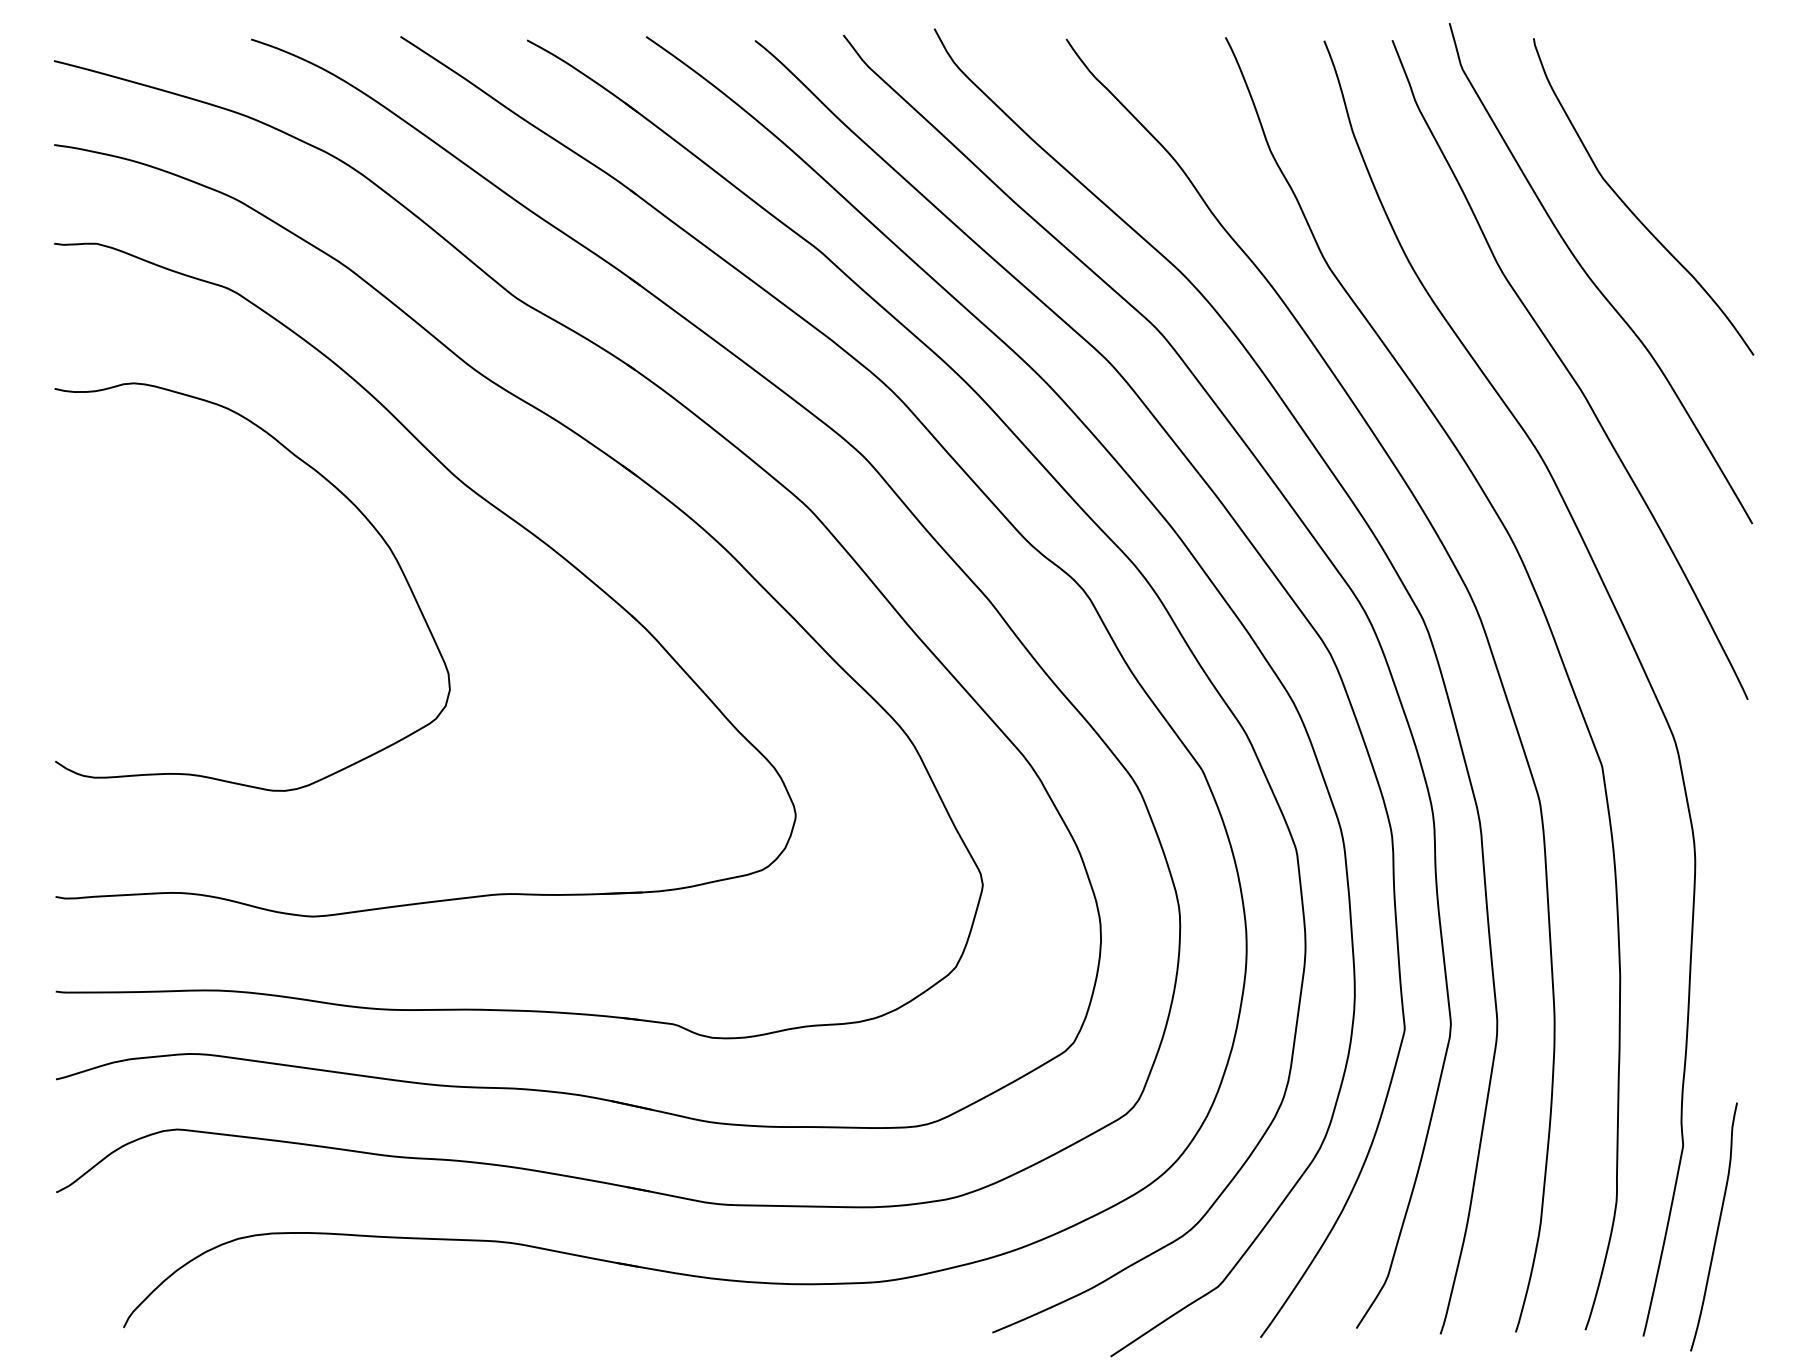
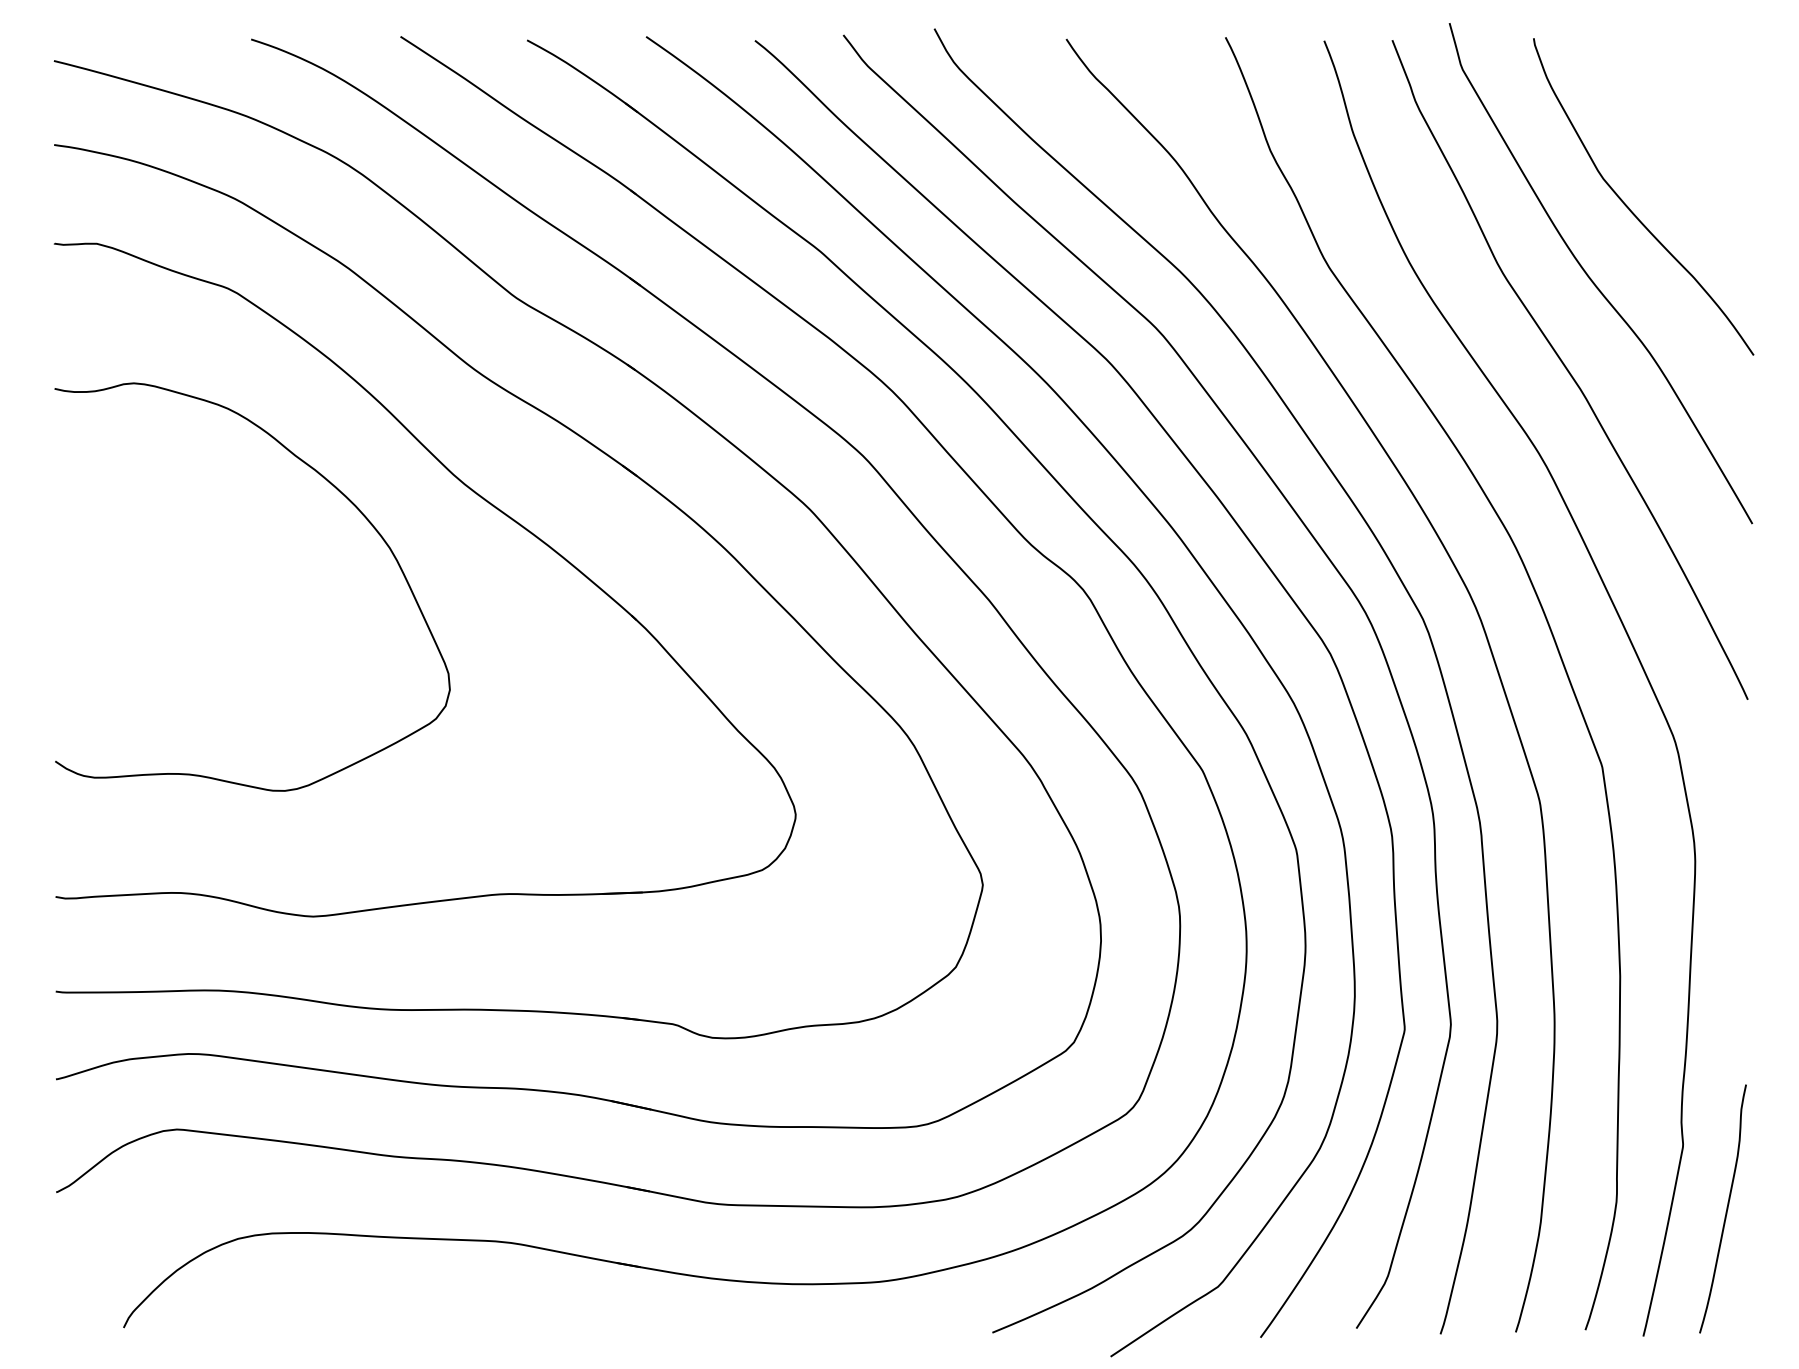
curve position: (1717, 1226) -> (1726, 1208) (1726, 1208)
